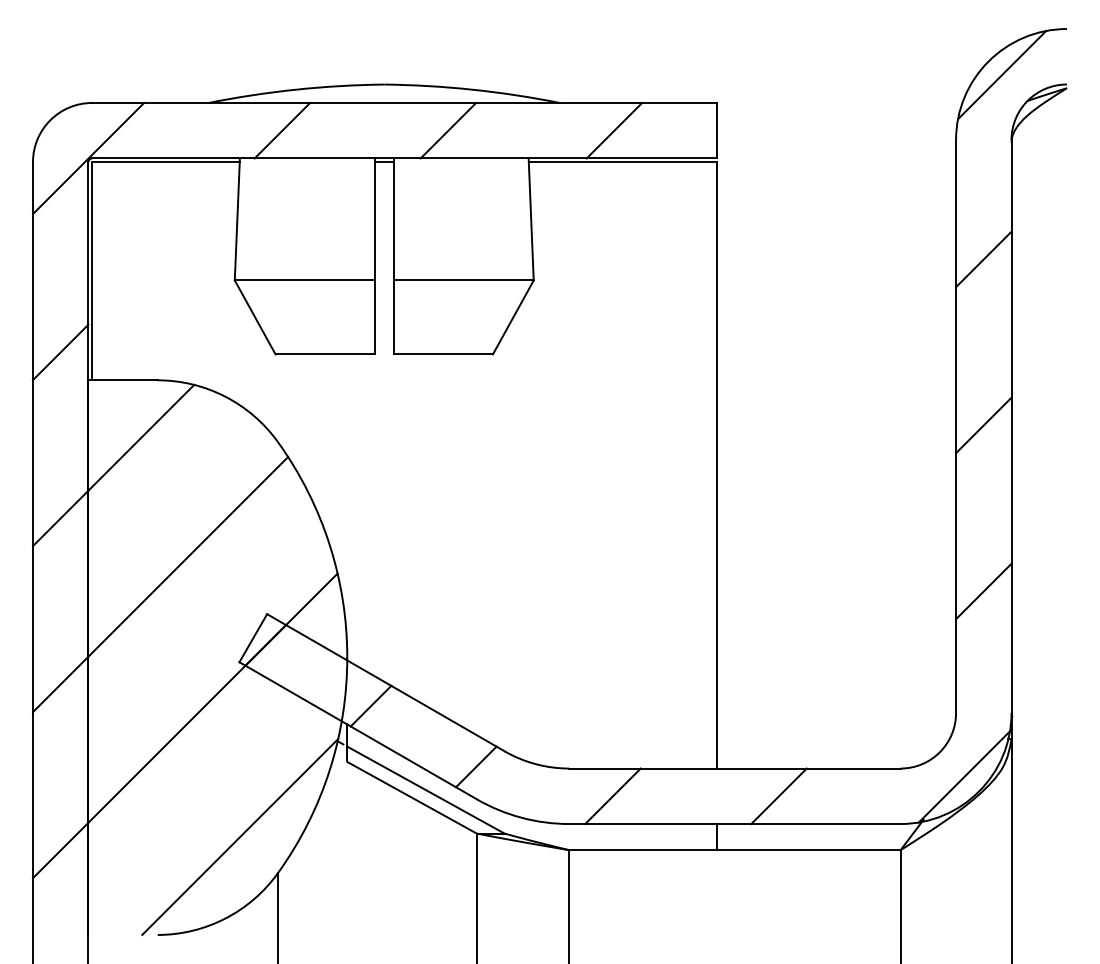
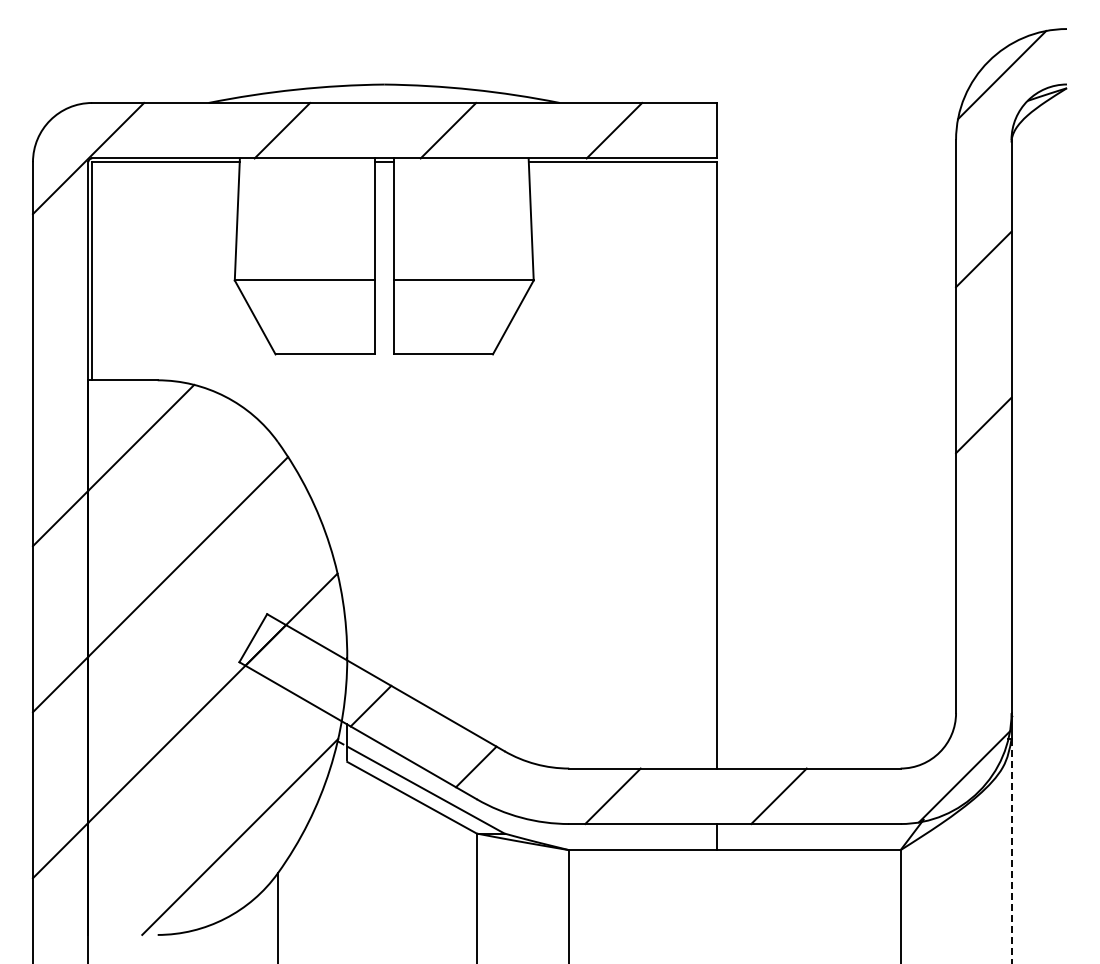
line: present -> none (60, 352)
line: present -> none (983, 591)
line: solid -> dashed (1011, 851)
